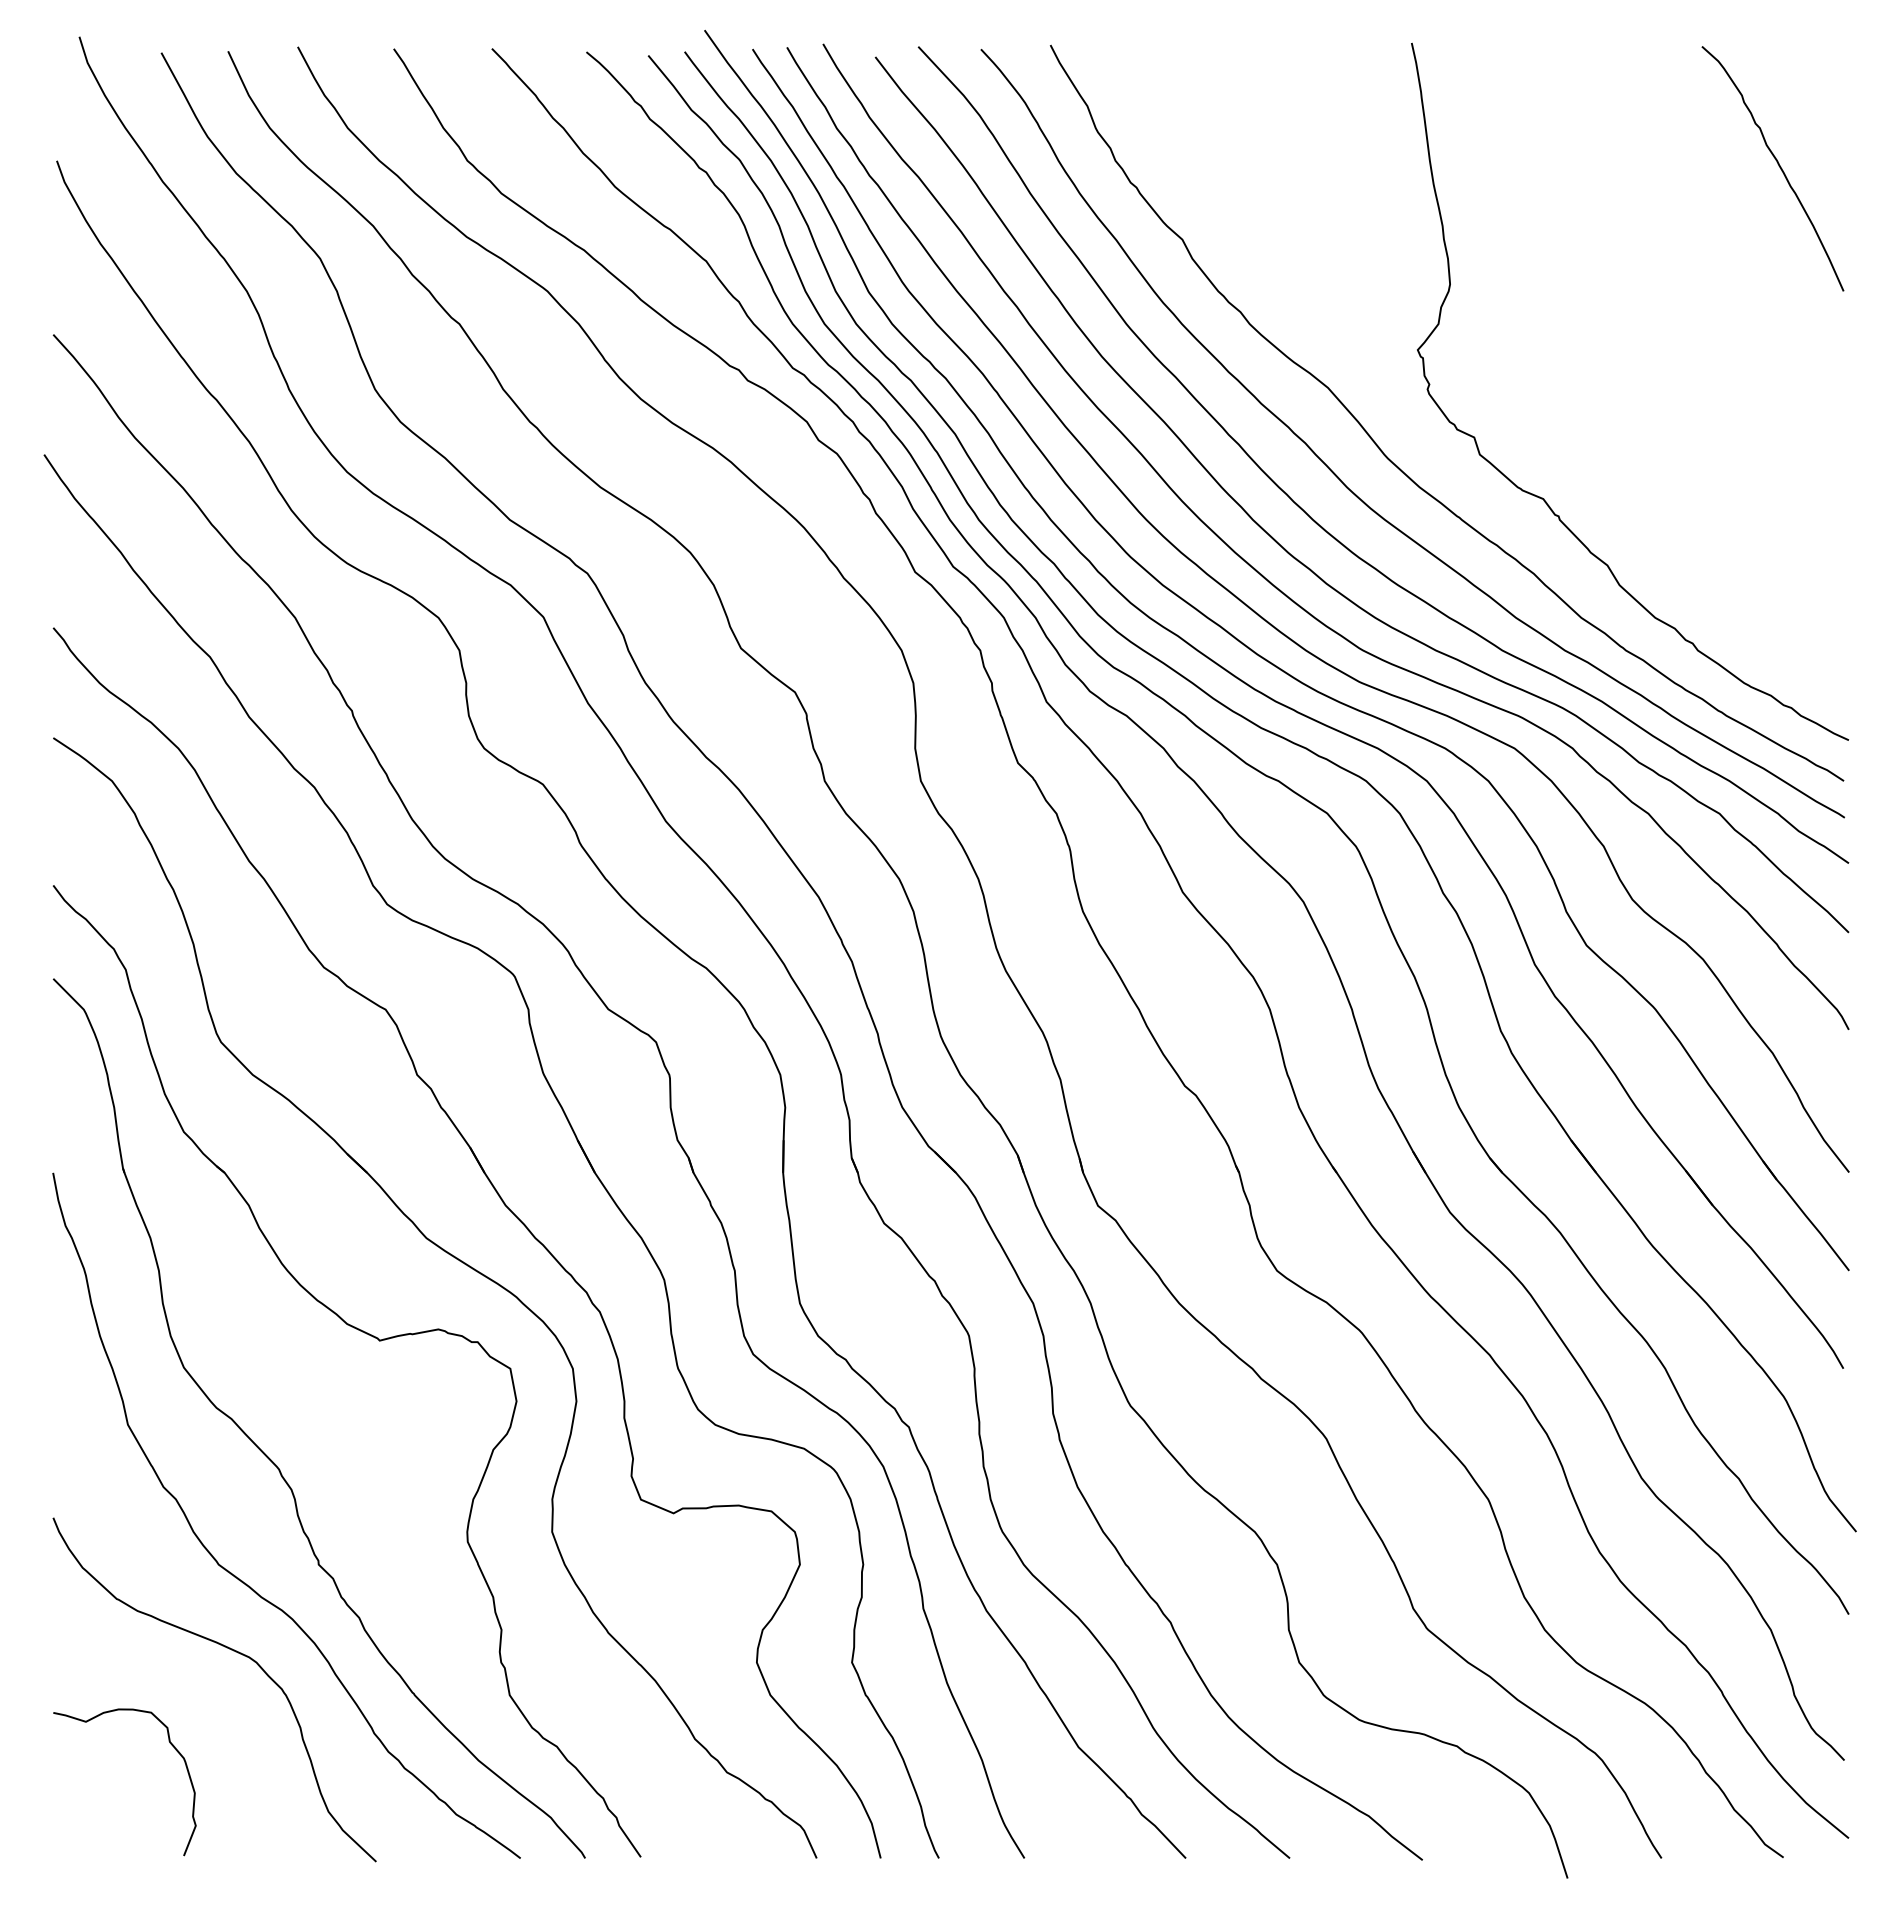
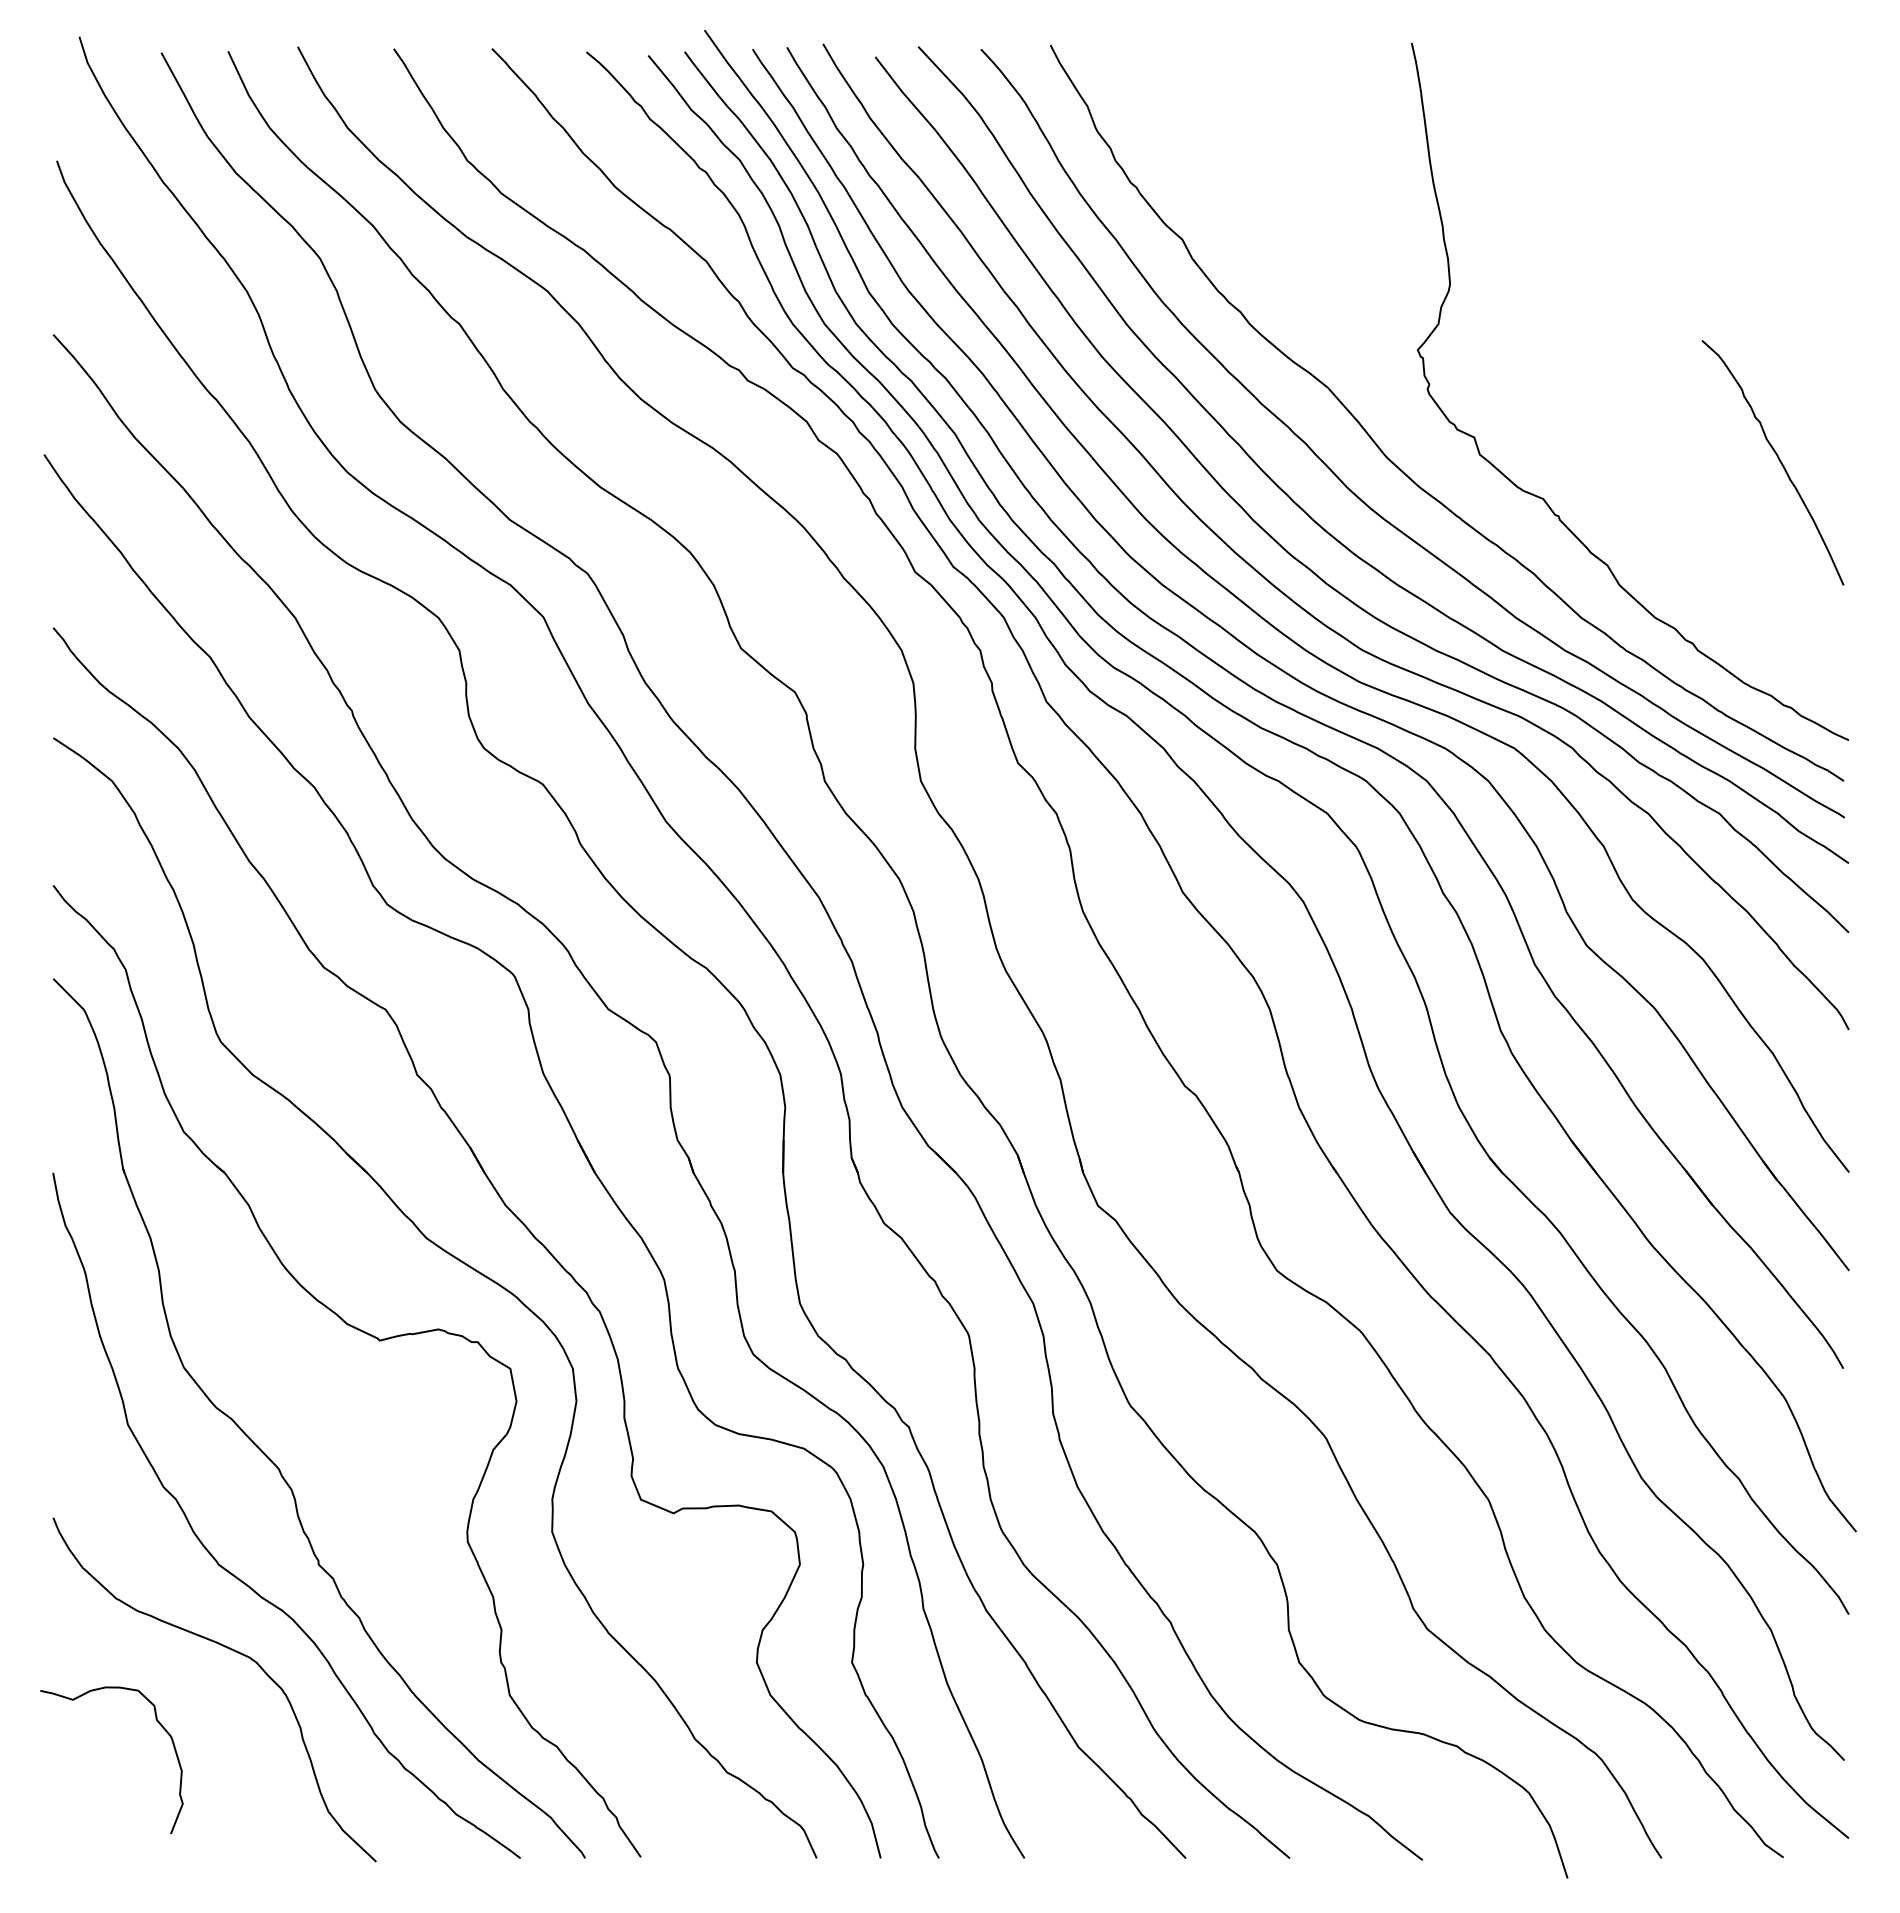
curve position: (1778, 166) -> (1778, 460) (1778, 460)
curve position: (170, 1744) -> (157, 1722) (157, 1722)
